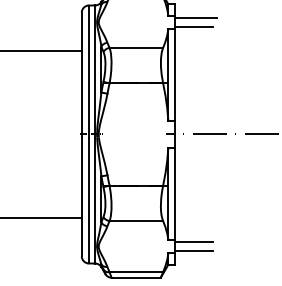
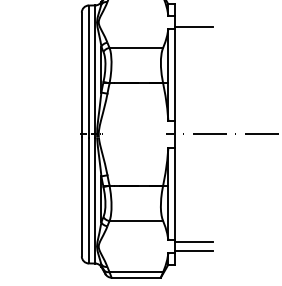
line: present -> none (195, 18)
line: present -> none (41, 51)
line: present -> none (41, 217)
